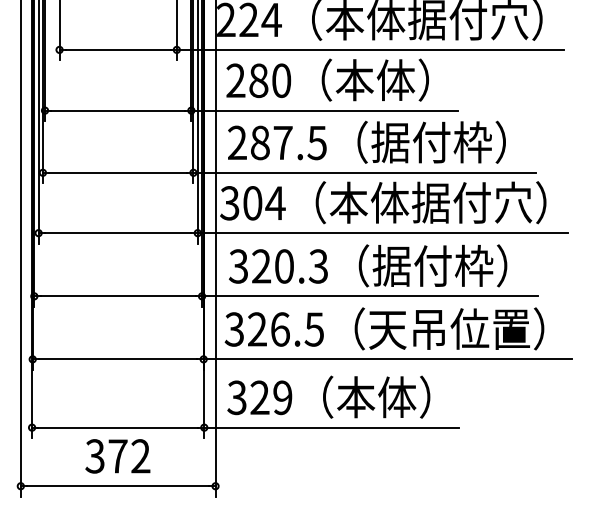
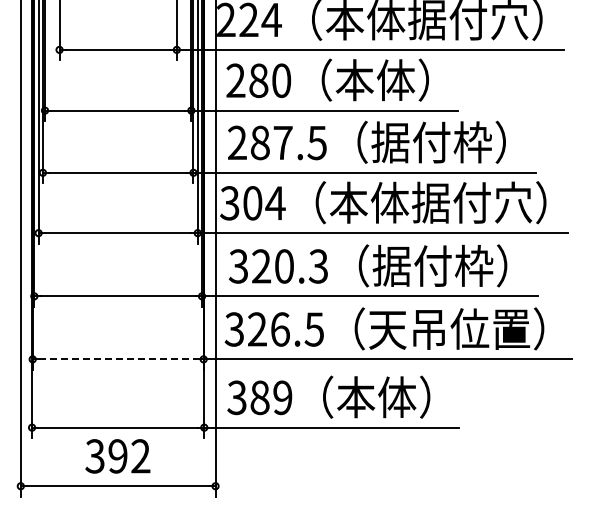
line: solid -> dashed (118, 359)
text: 329 -> 389 (259, 397)
text: 372 -> 392 (117, 456)
